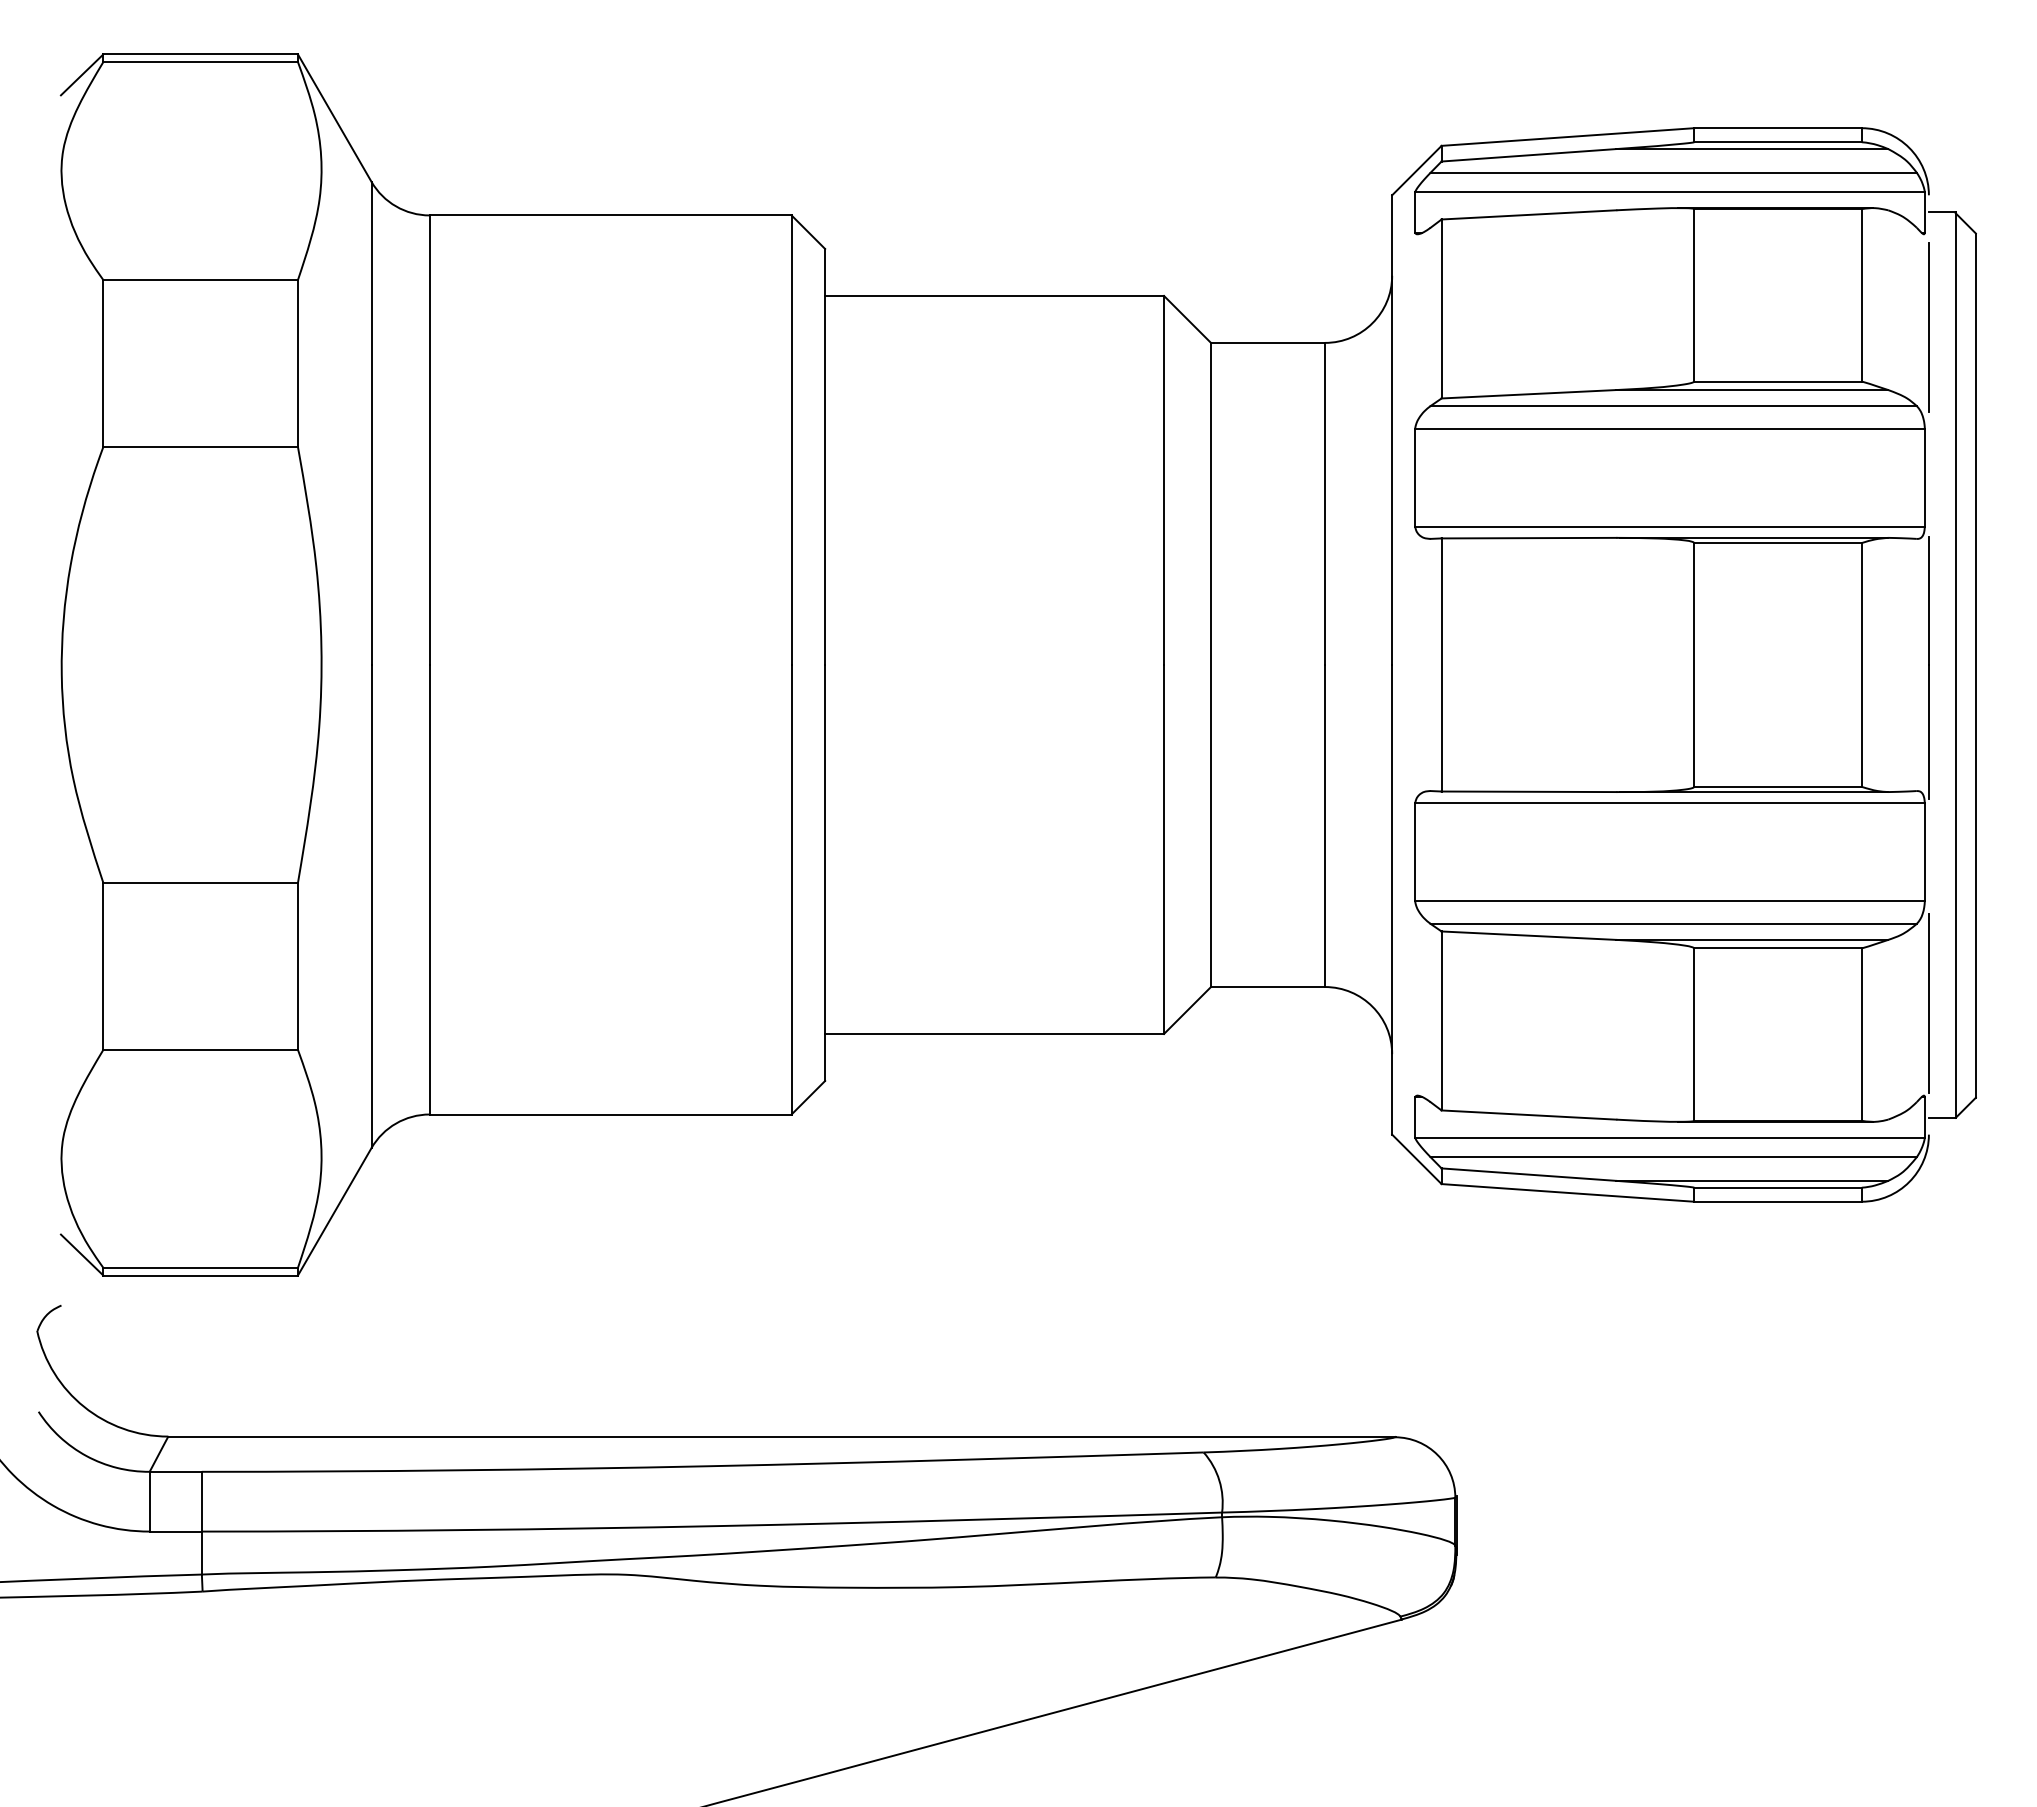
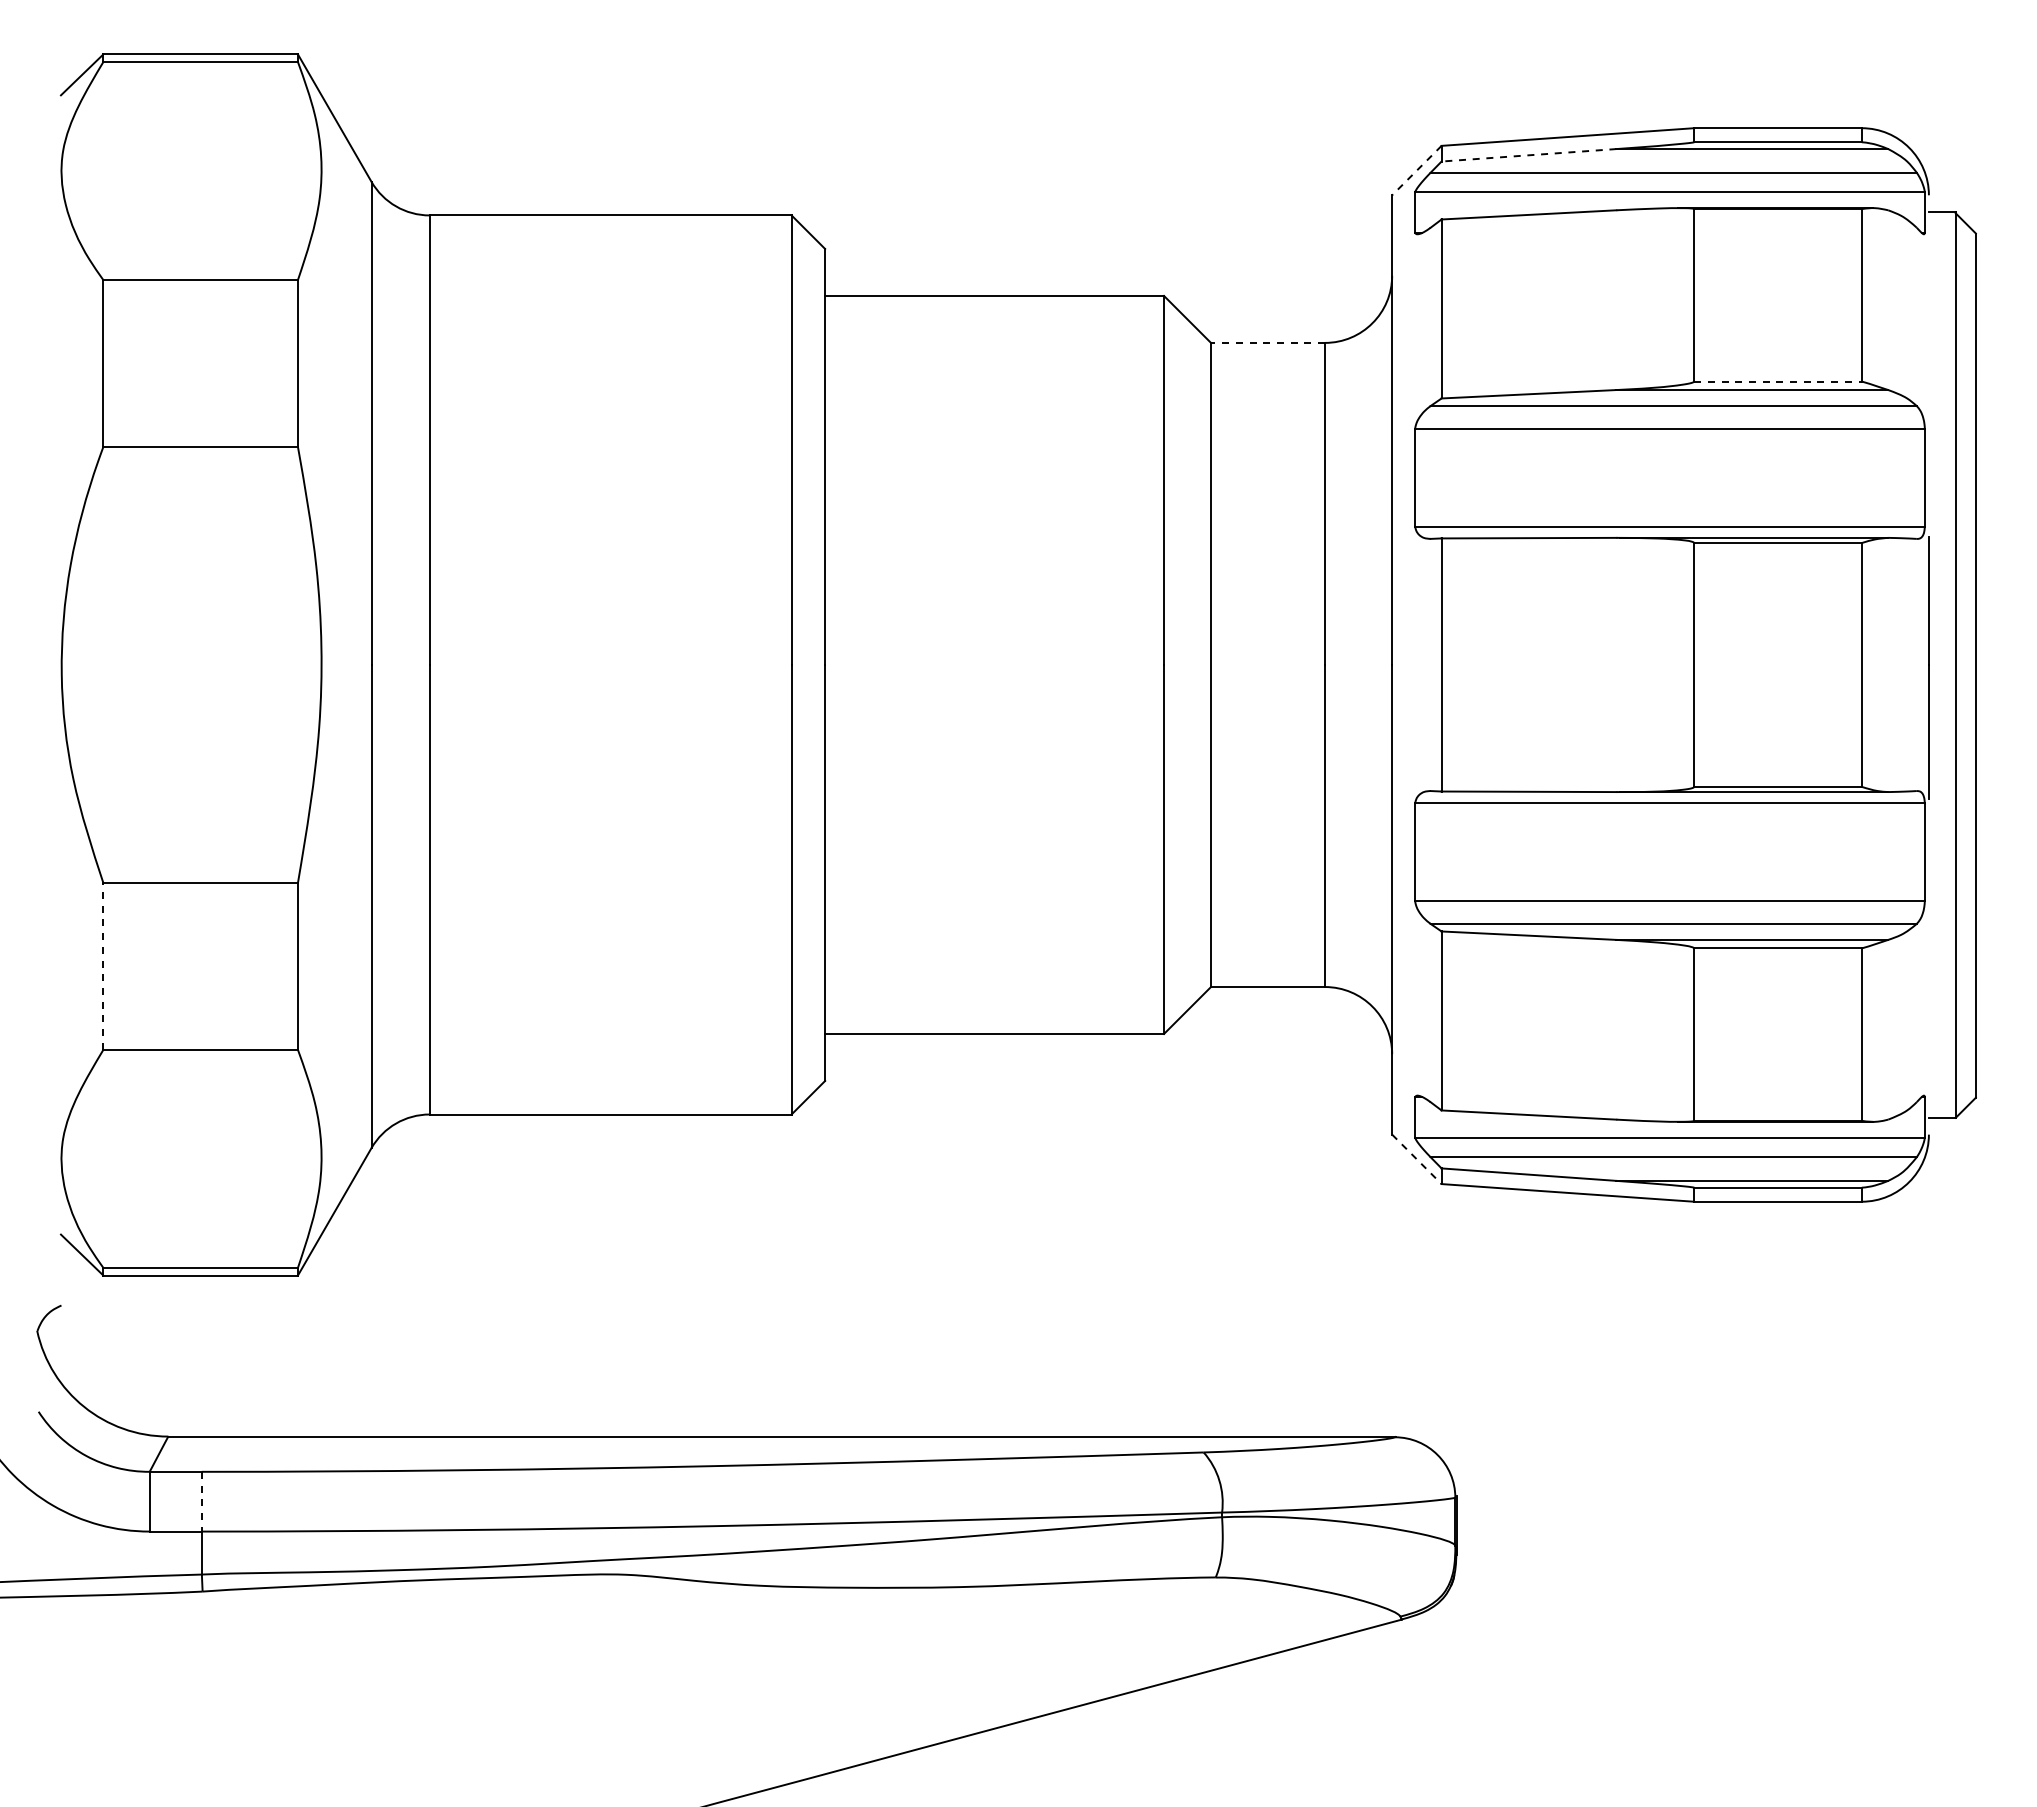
line: solid -> dashed (1529, 155)
line: solid -> dashed (1416, 170)
line: present -> none (1928, 327)
line: solid -> dashed (1267, 342)
line: solid -> dashed (1777, 381)
line: solid -> dashed (103, 965)
line: present -> none (1928, 1003)
line: solid -> dashed (1416, 1159)
line: solid -> dashed (201, 1501)
